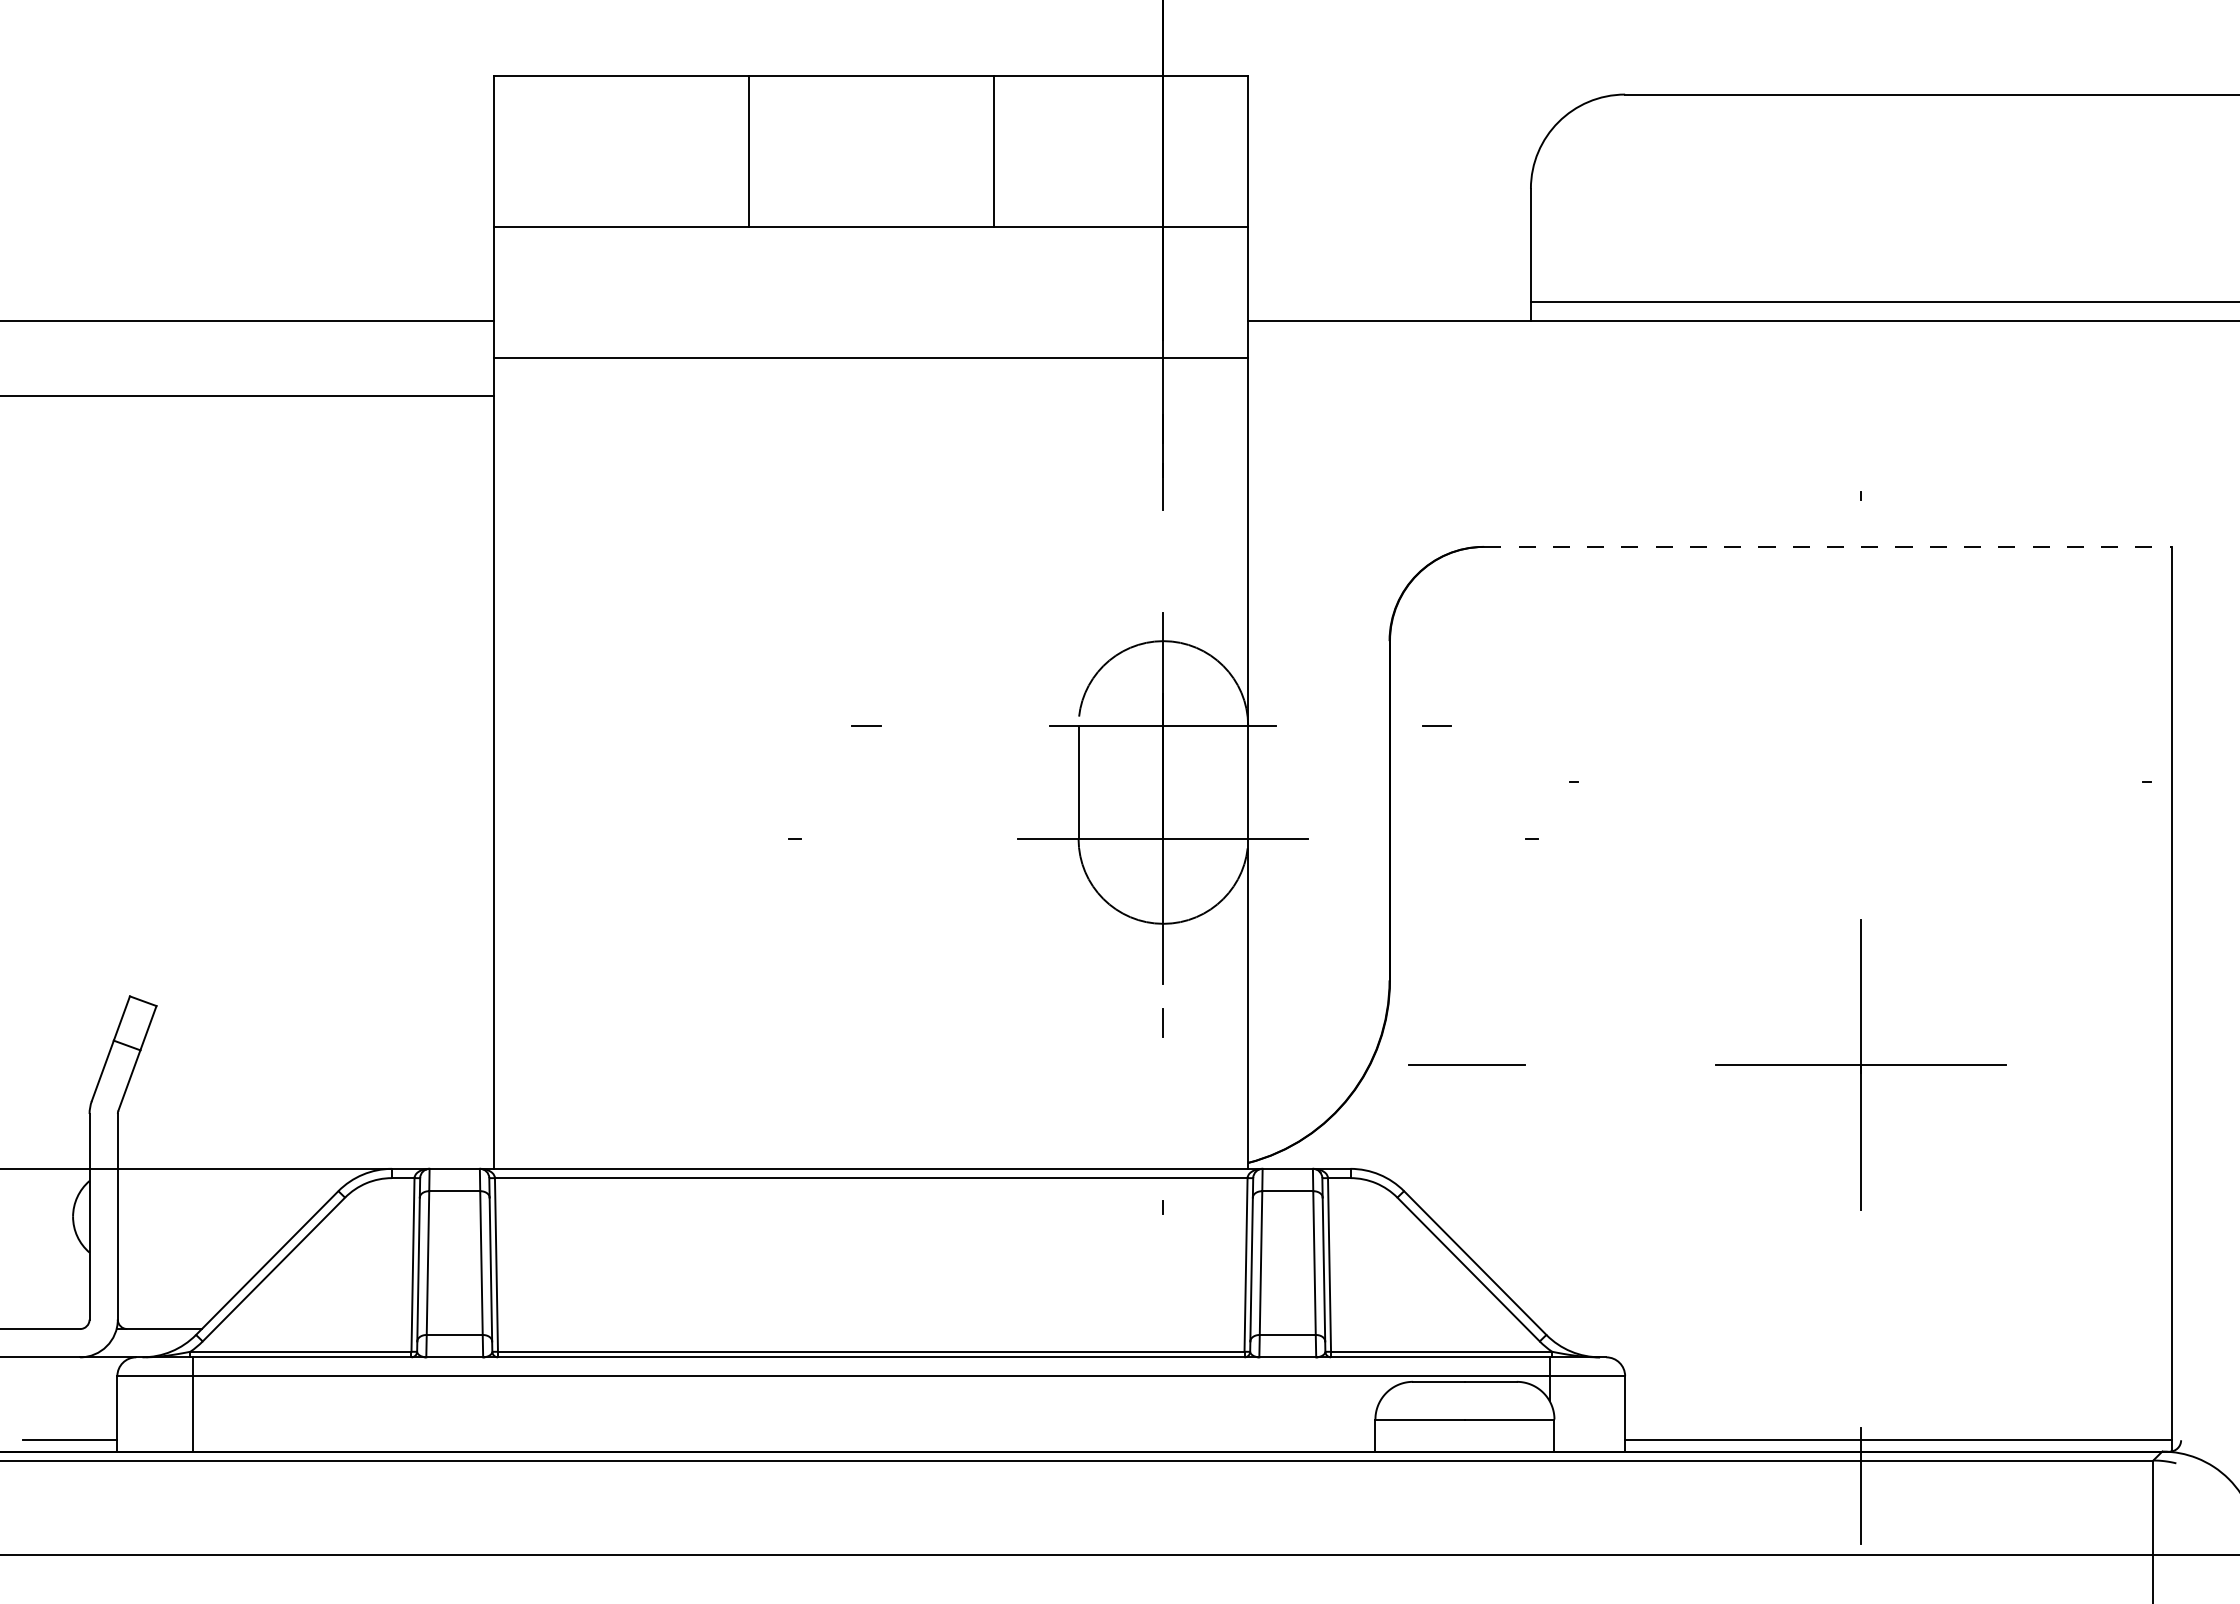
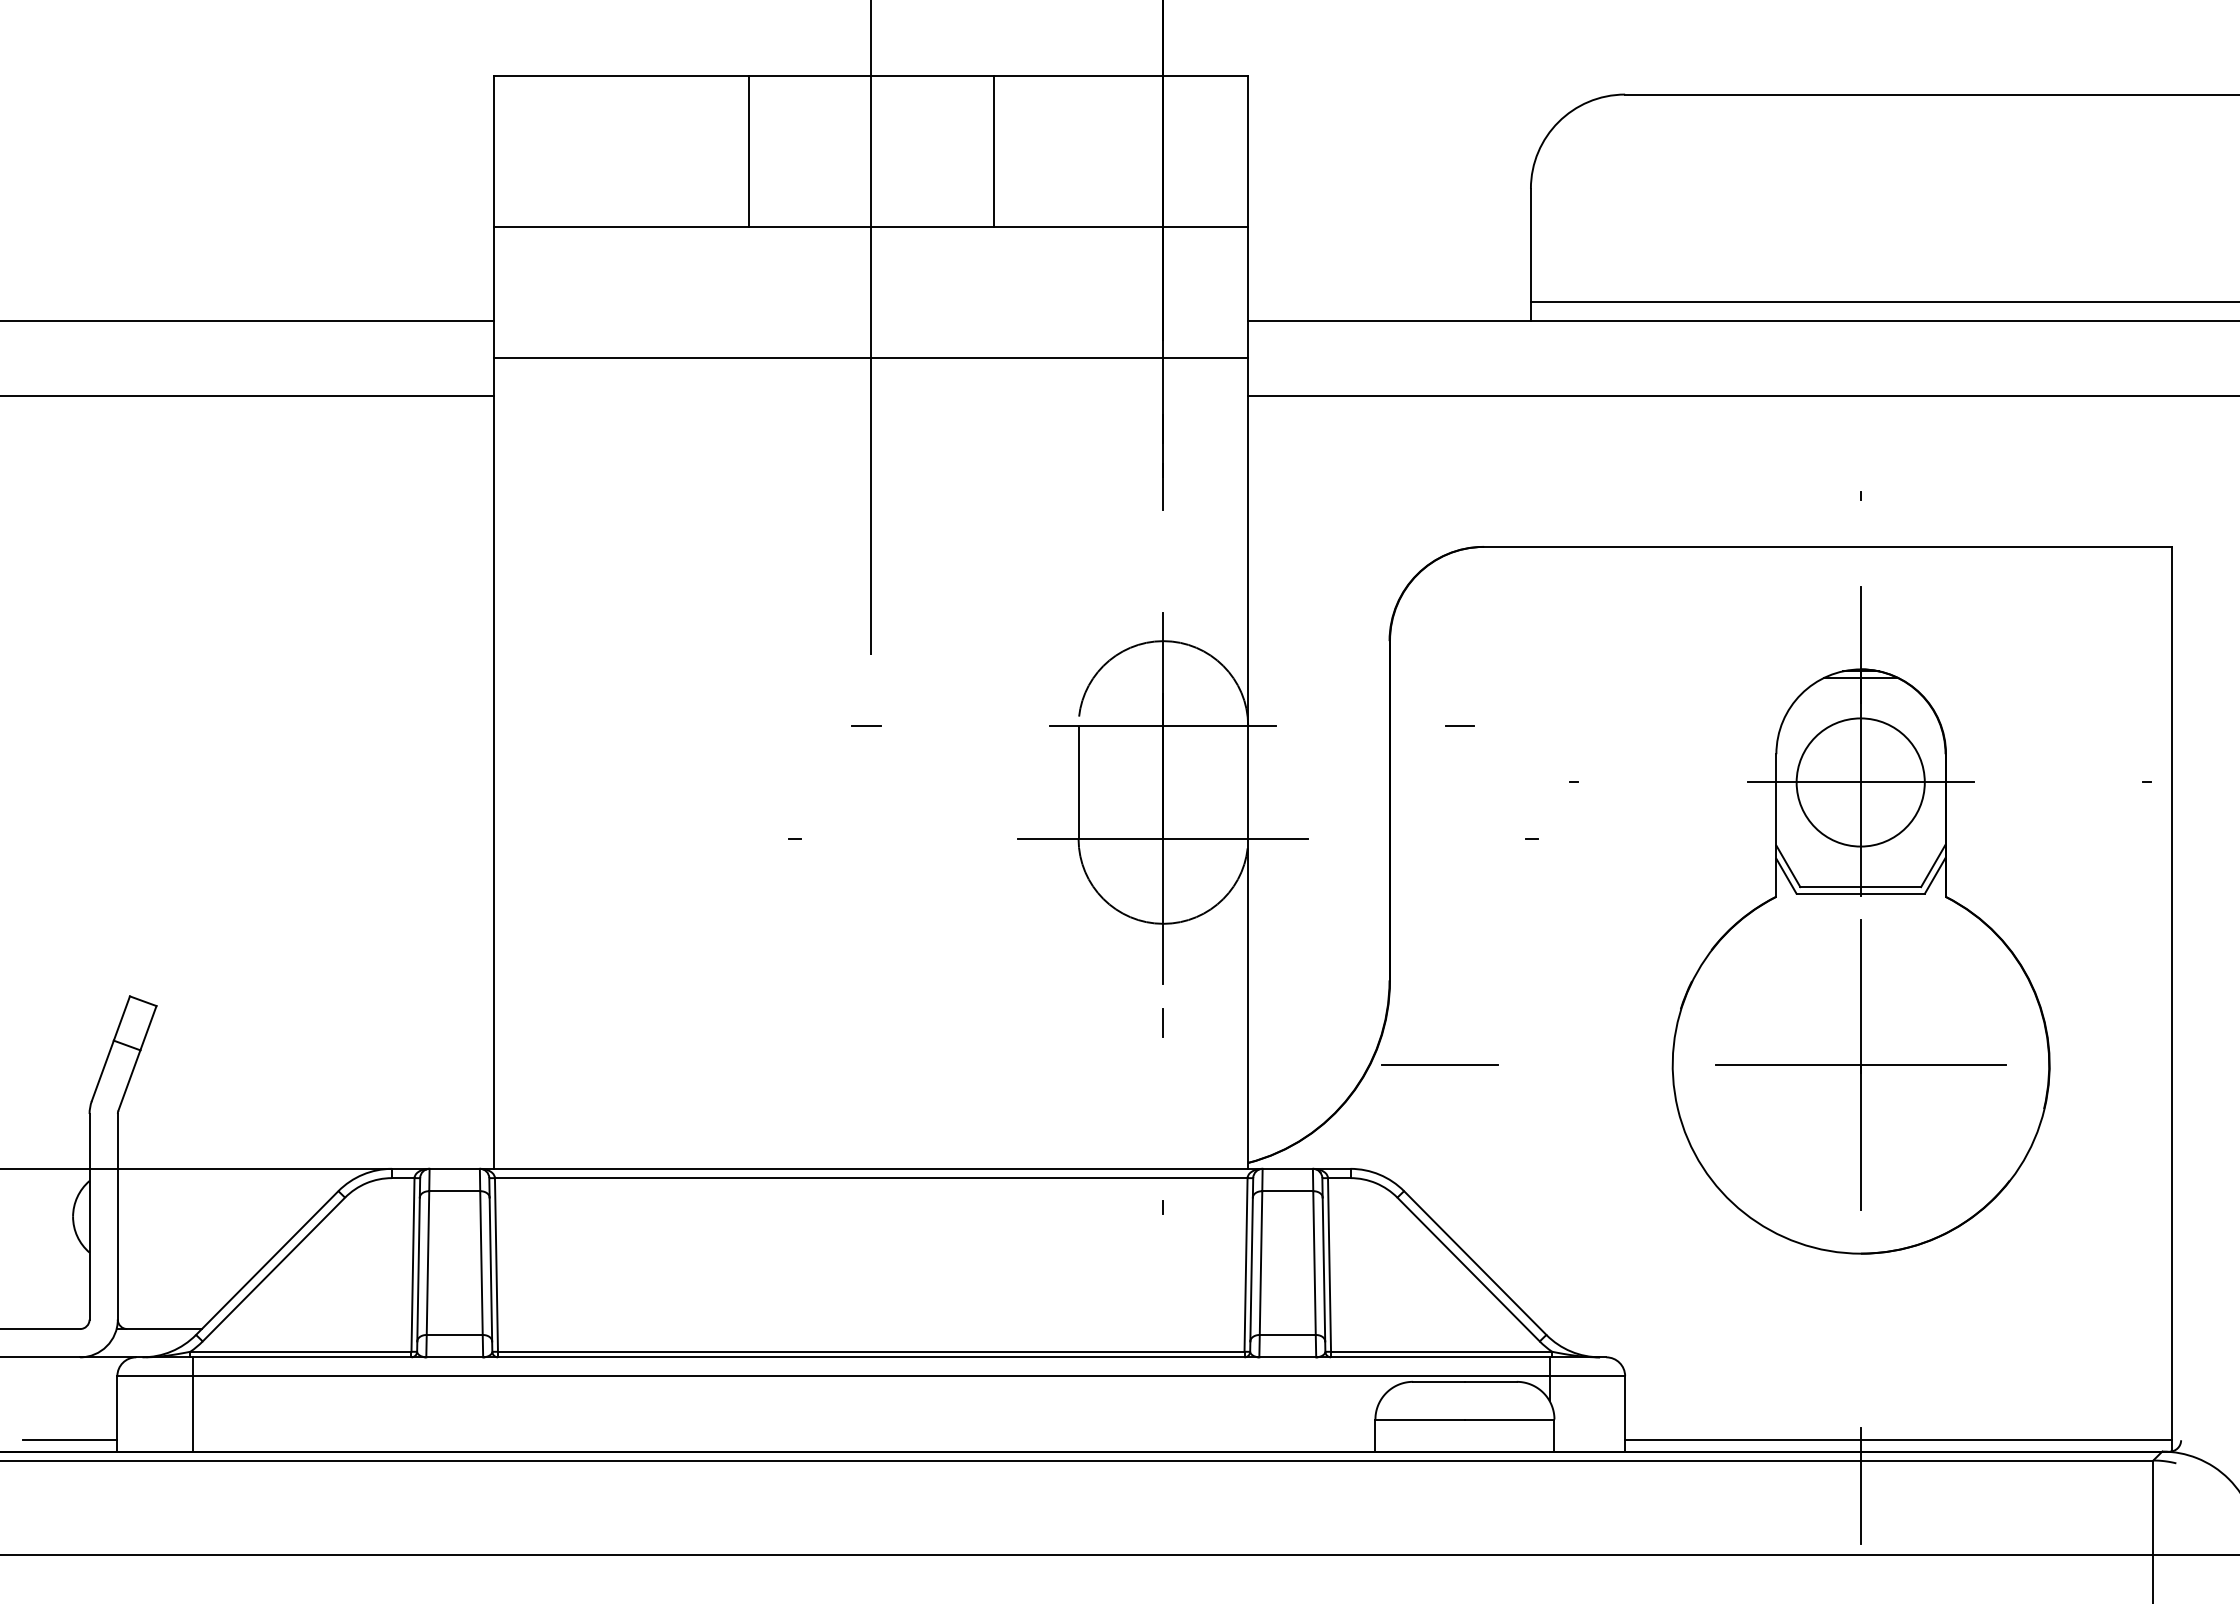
line: none -> present (871, 328)
line: none -> present (1742, 396)
line: dashed -> solid (1827, 546)
line position: (1436, 725) -> (1459, 725) (1459, 725)
part: none -> present (1860, 920)
line position: (1466, 1064) -> (1439, 1064) (1439, 1064)
